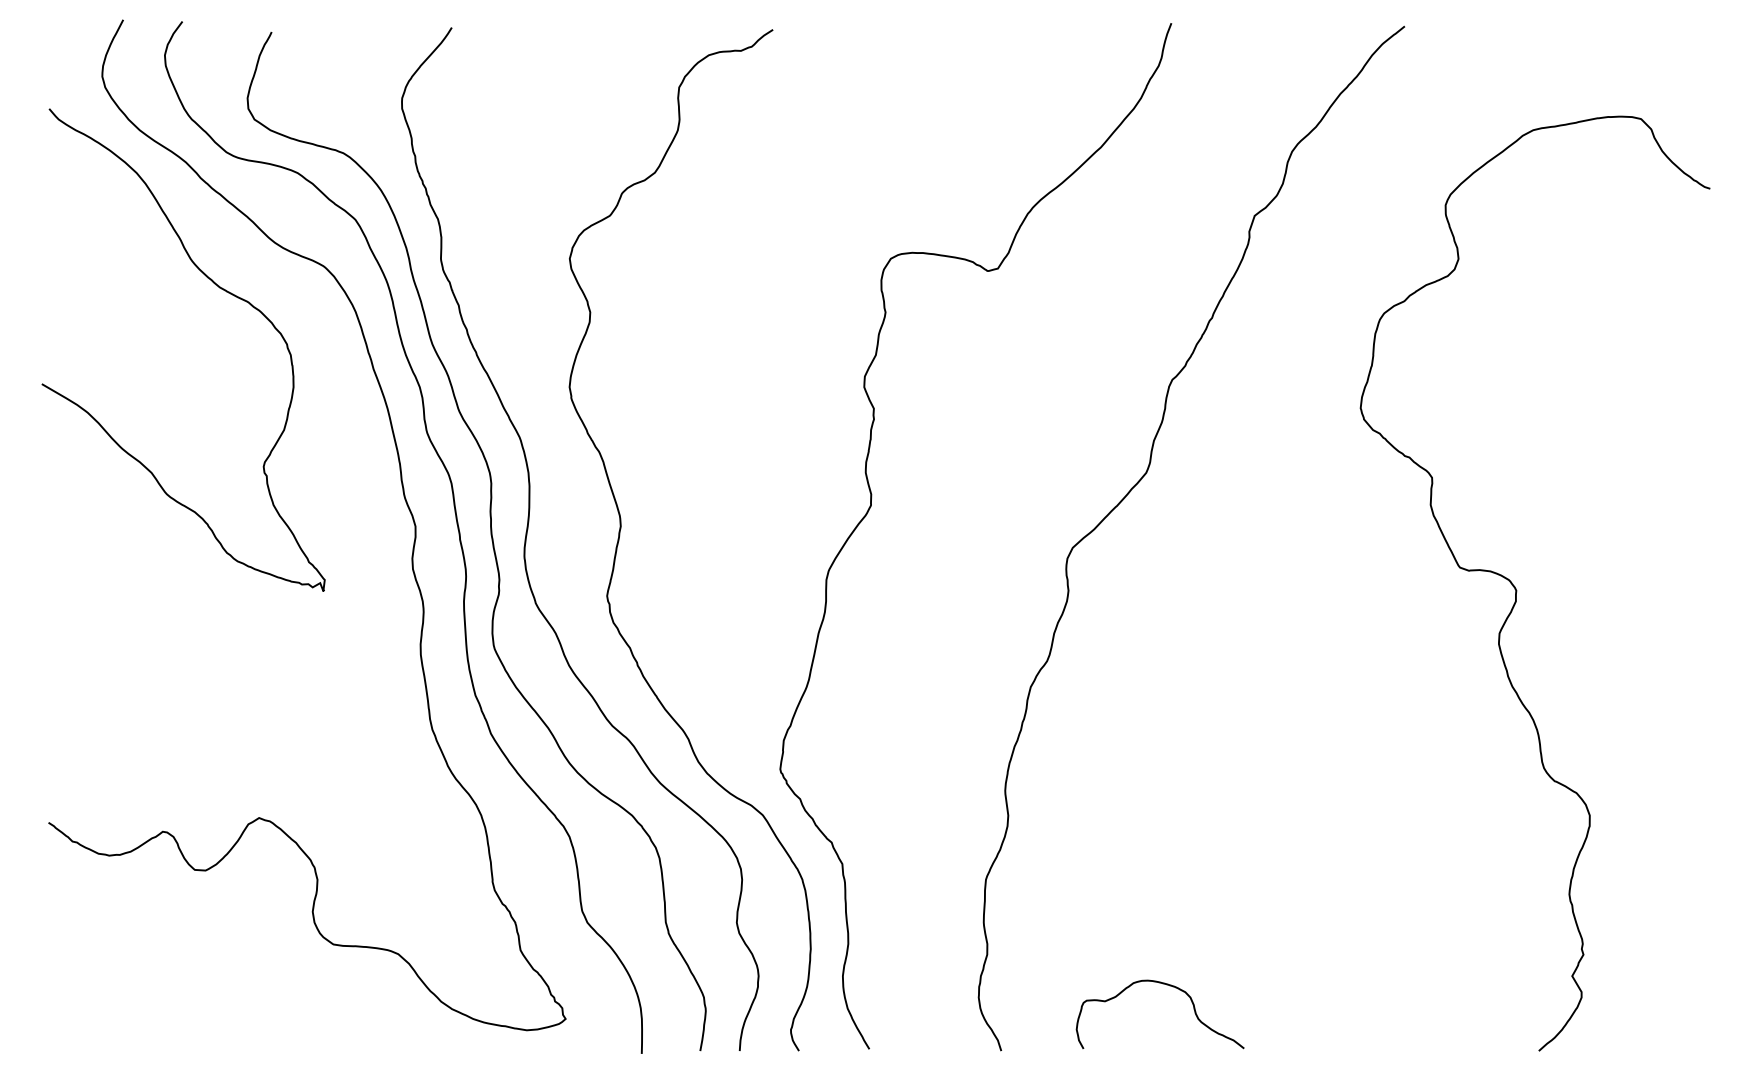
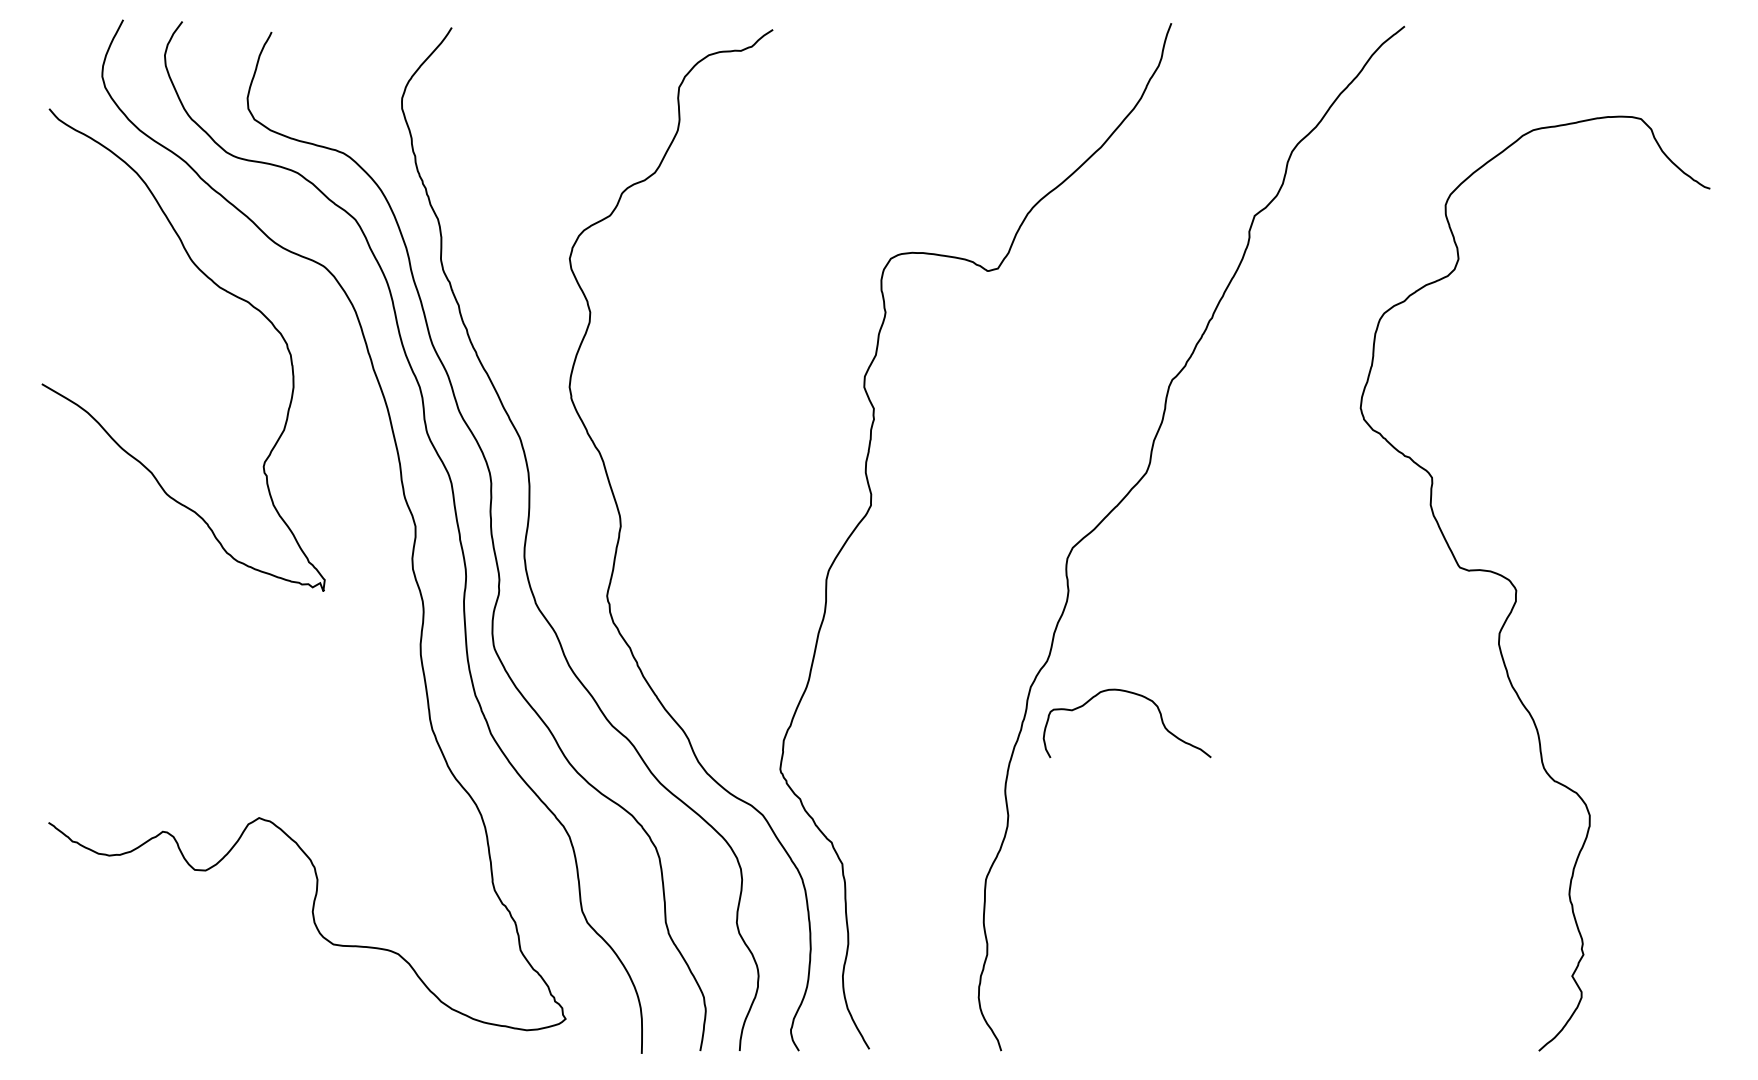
curve position: (1169, 986) -> (1136, 695) (1136, 695)
